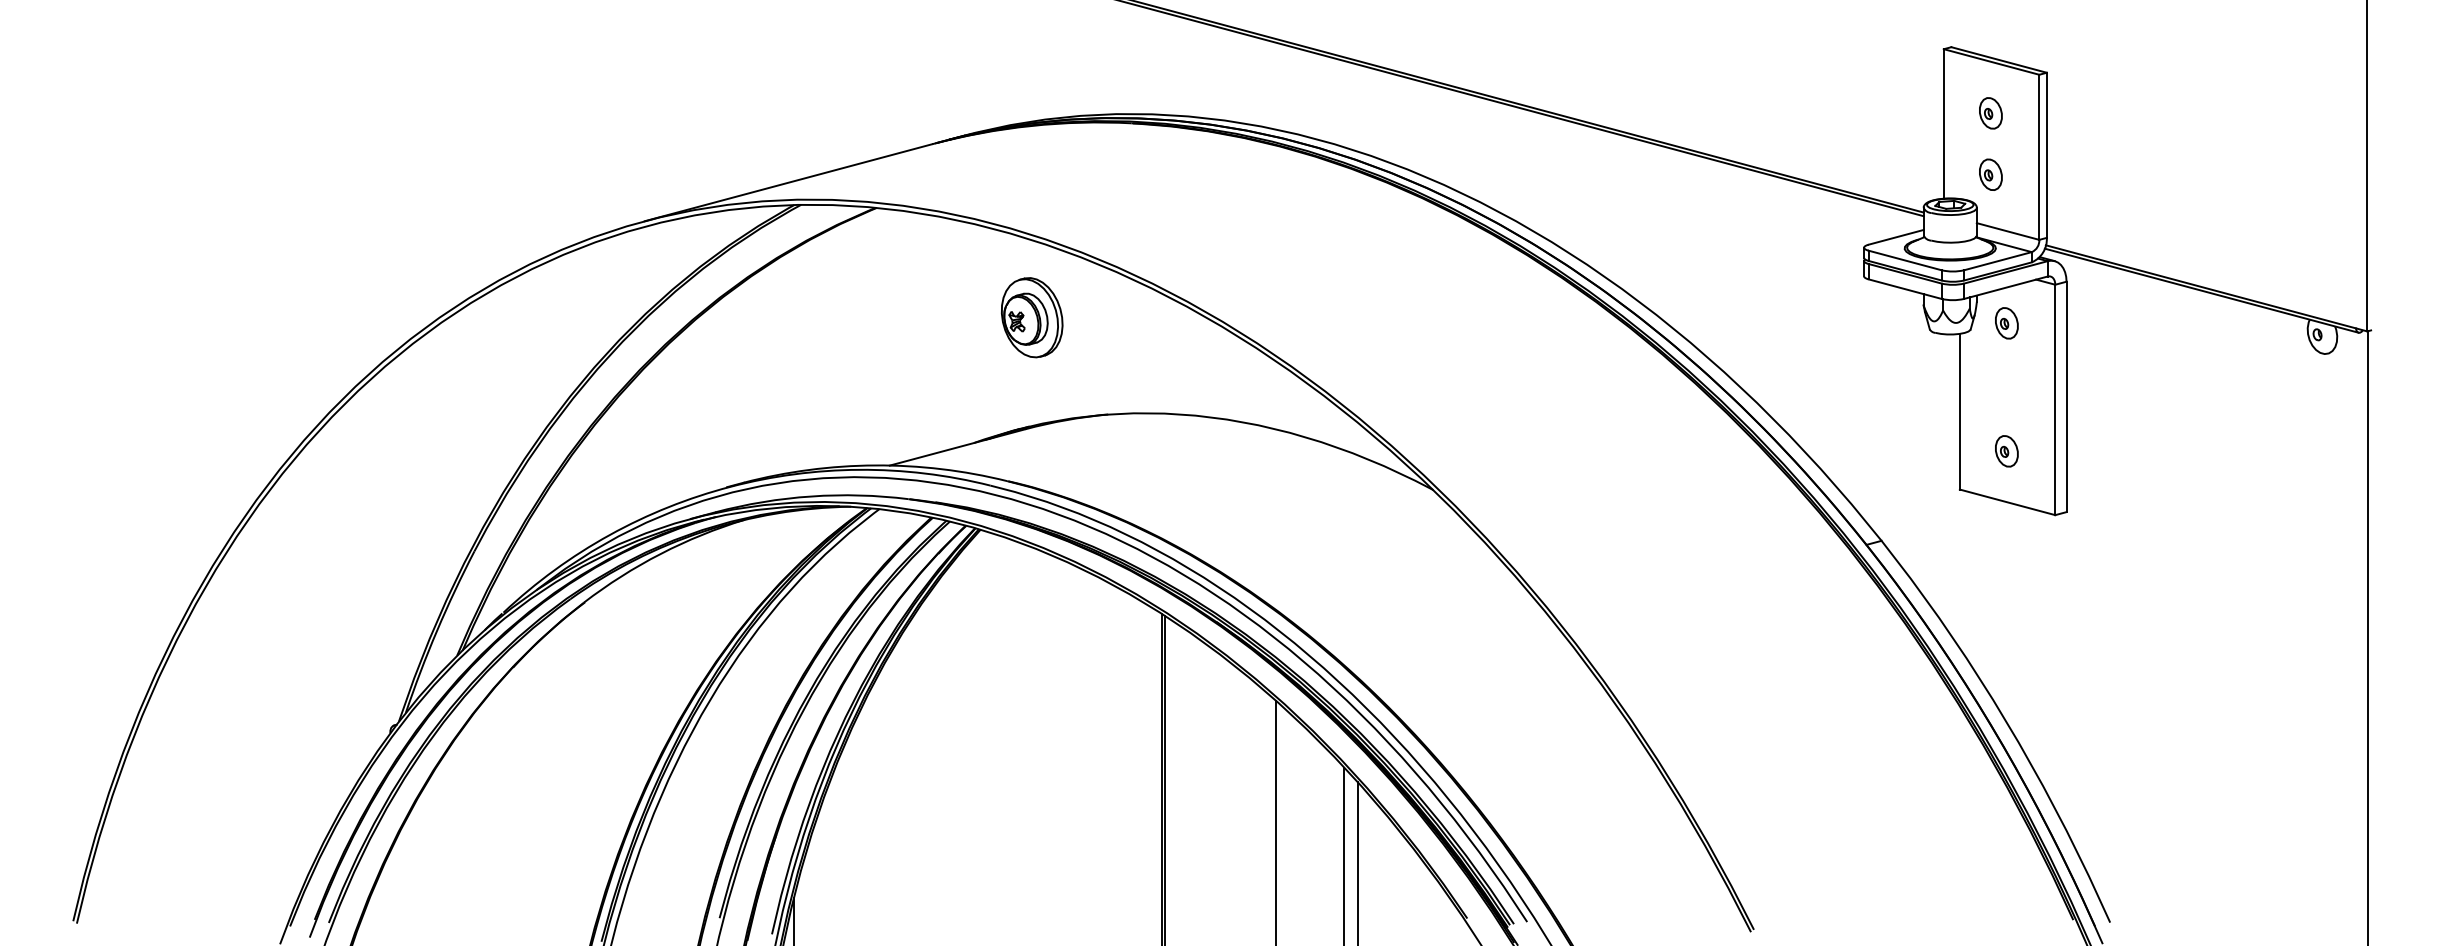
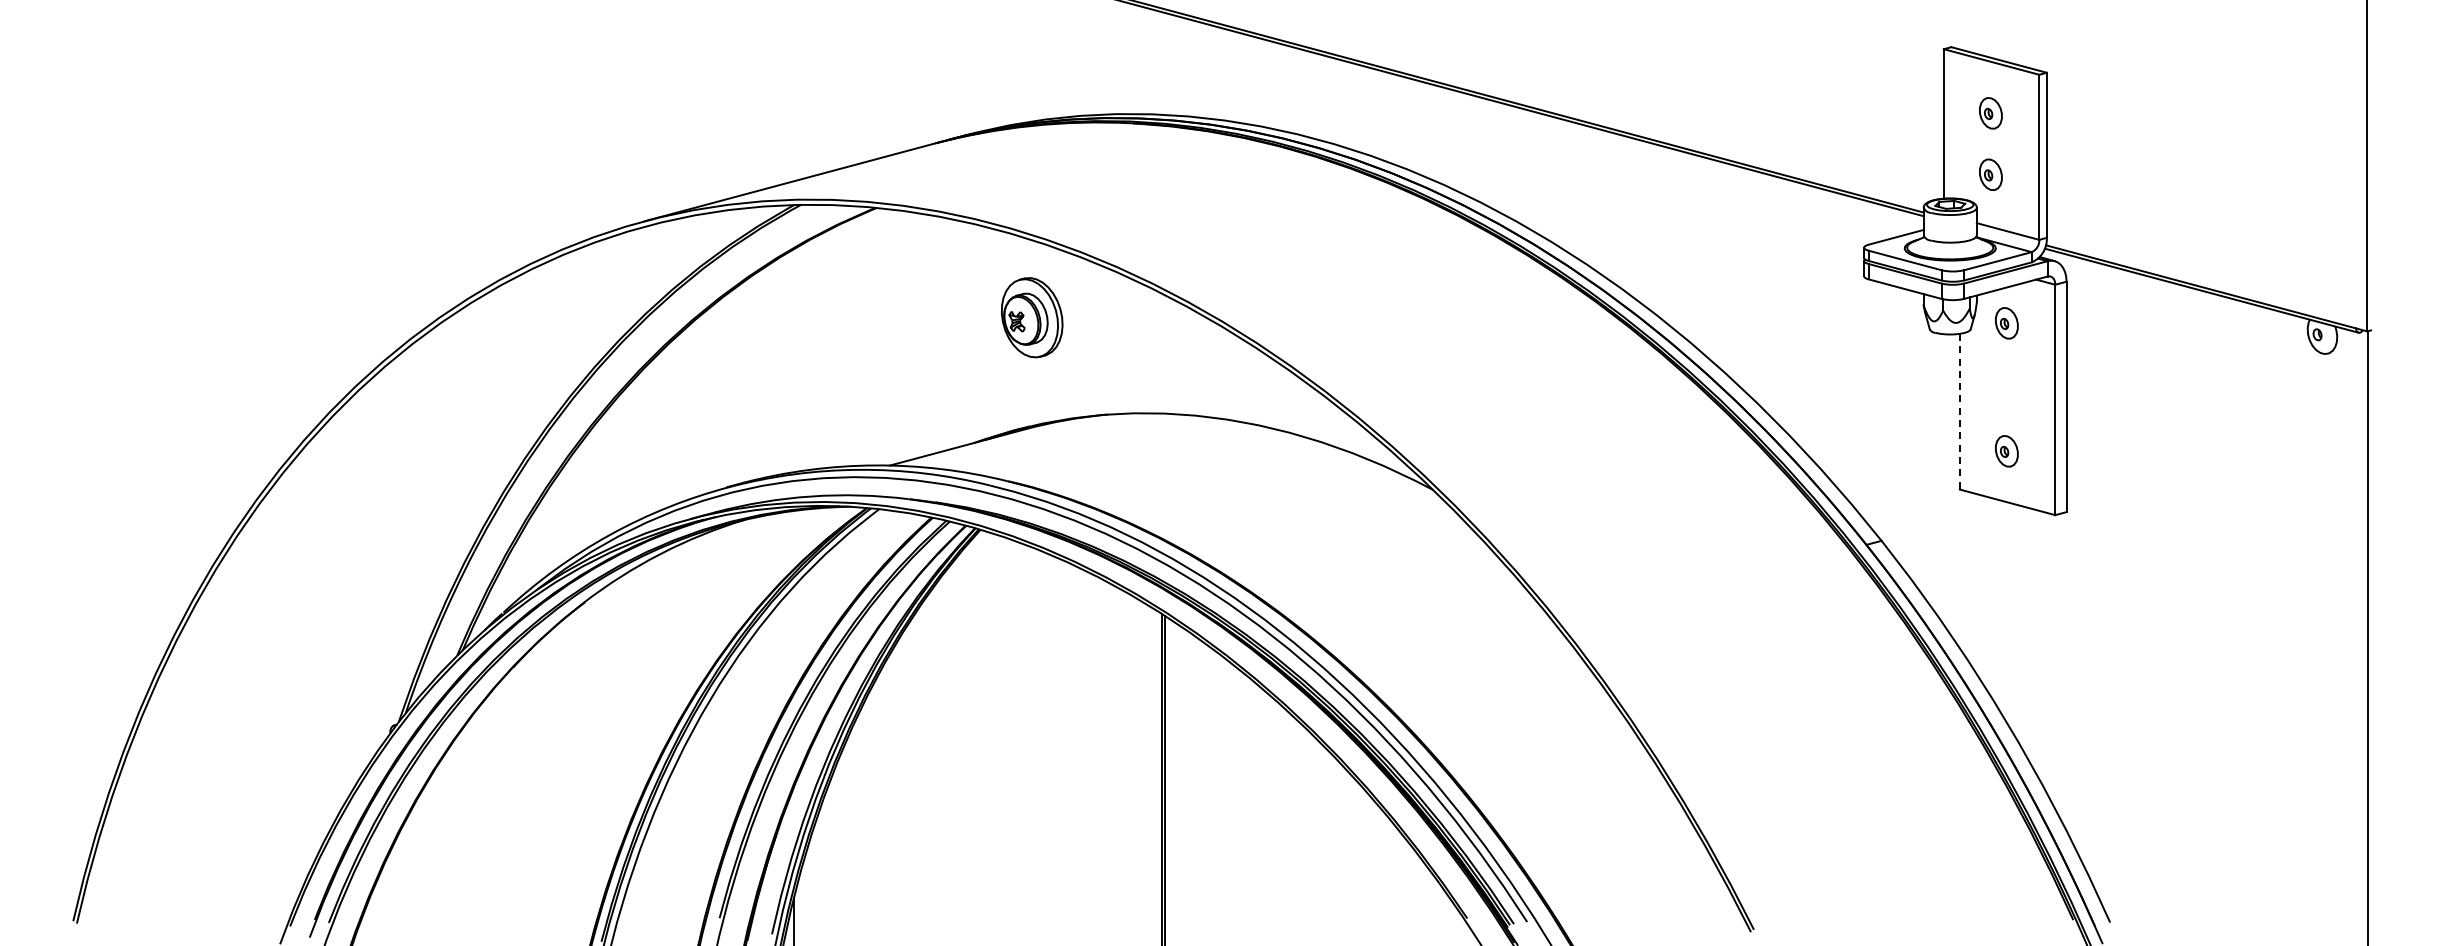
line: solid -> dashed (1959, 411)
line: present -> none (1275, 821)
line: present -> none (1344, 854)
line: present -> none (1357, 861)
